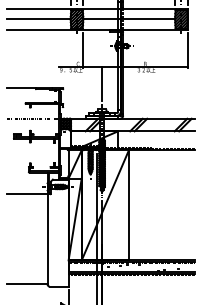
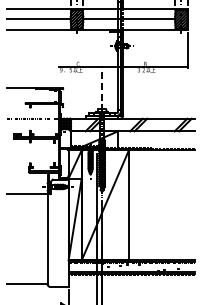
line: present -> none (83, 49)
line: solid -> dashed (102, 83)
